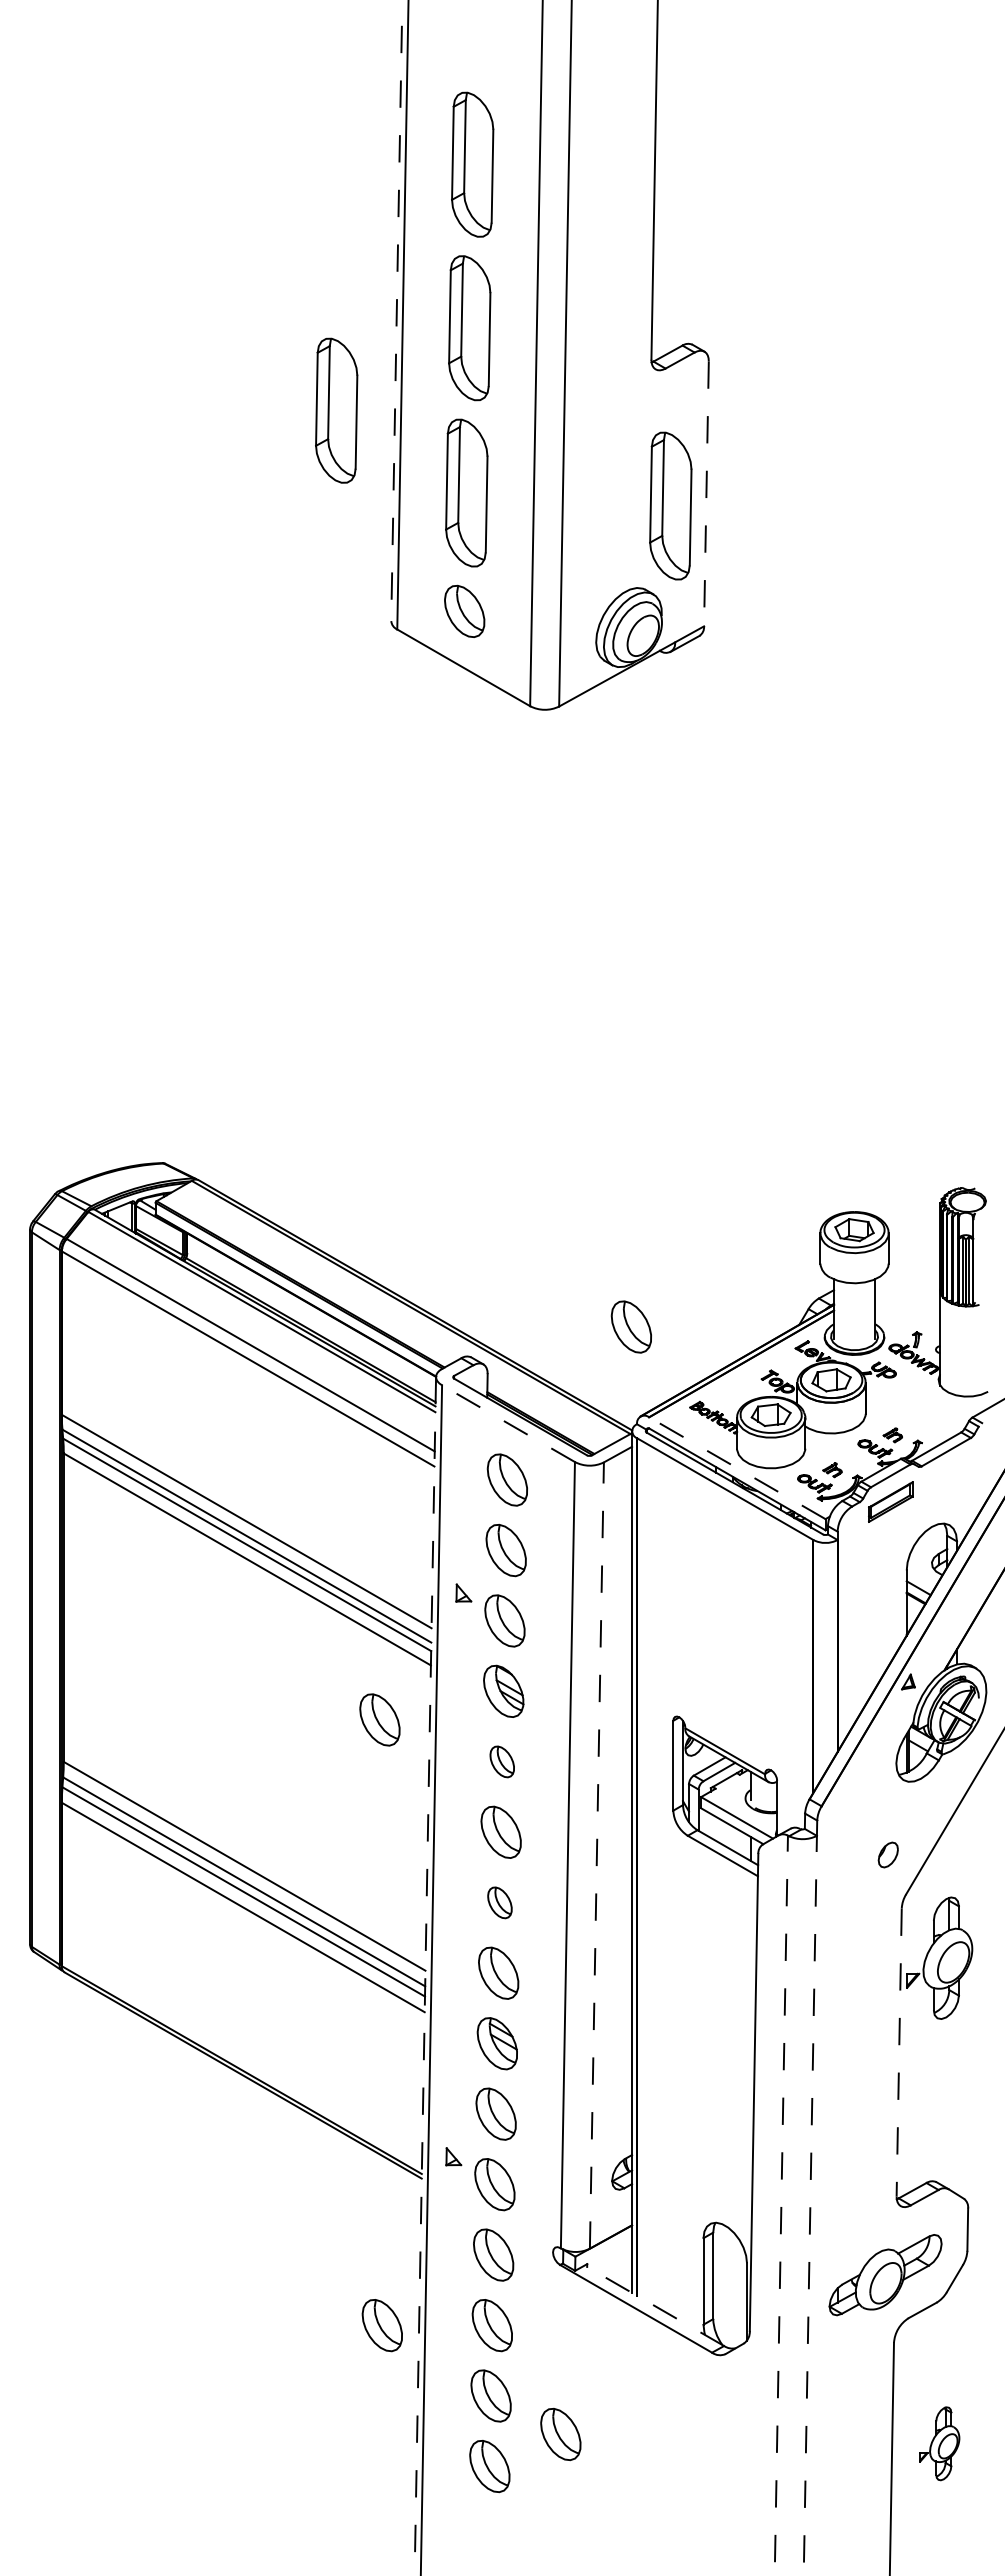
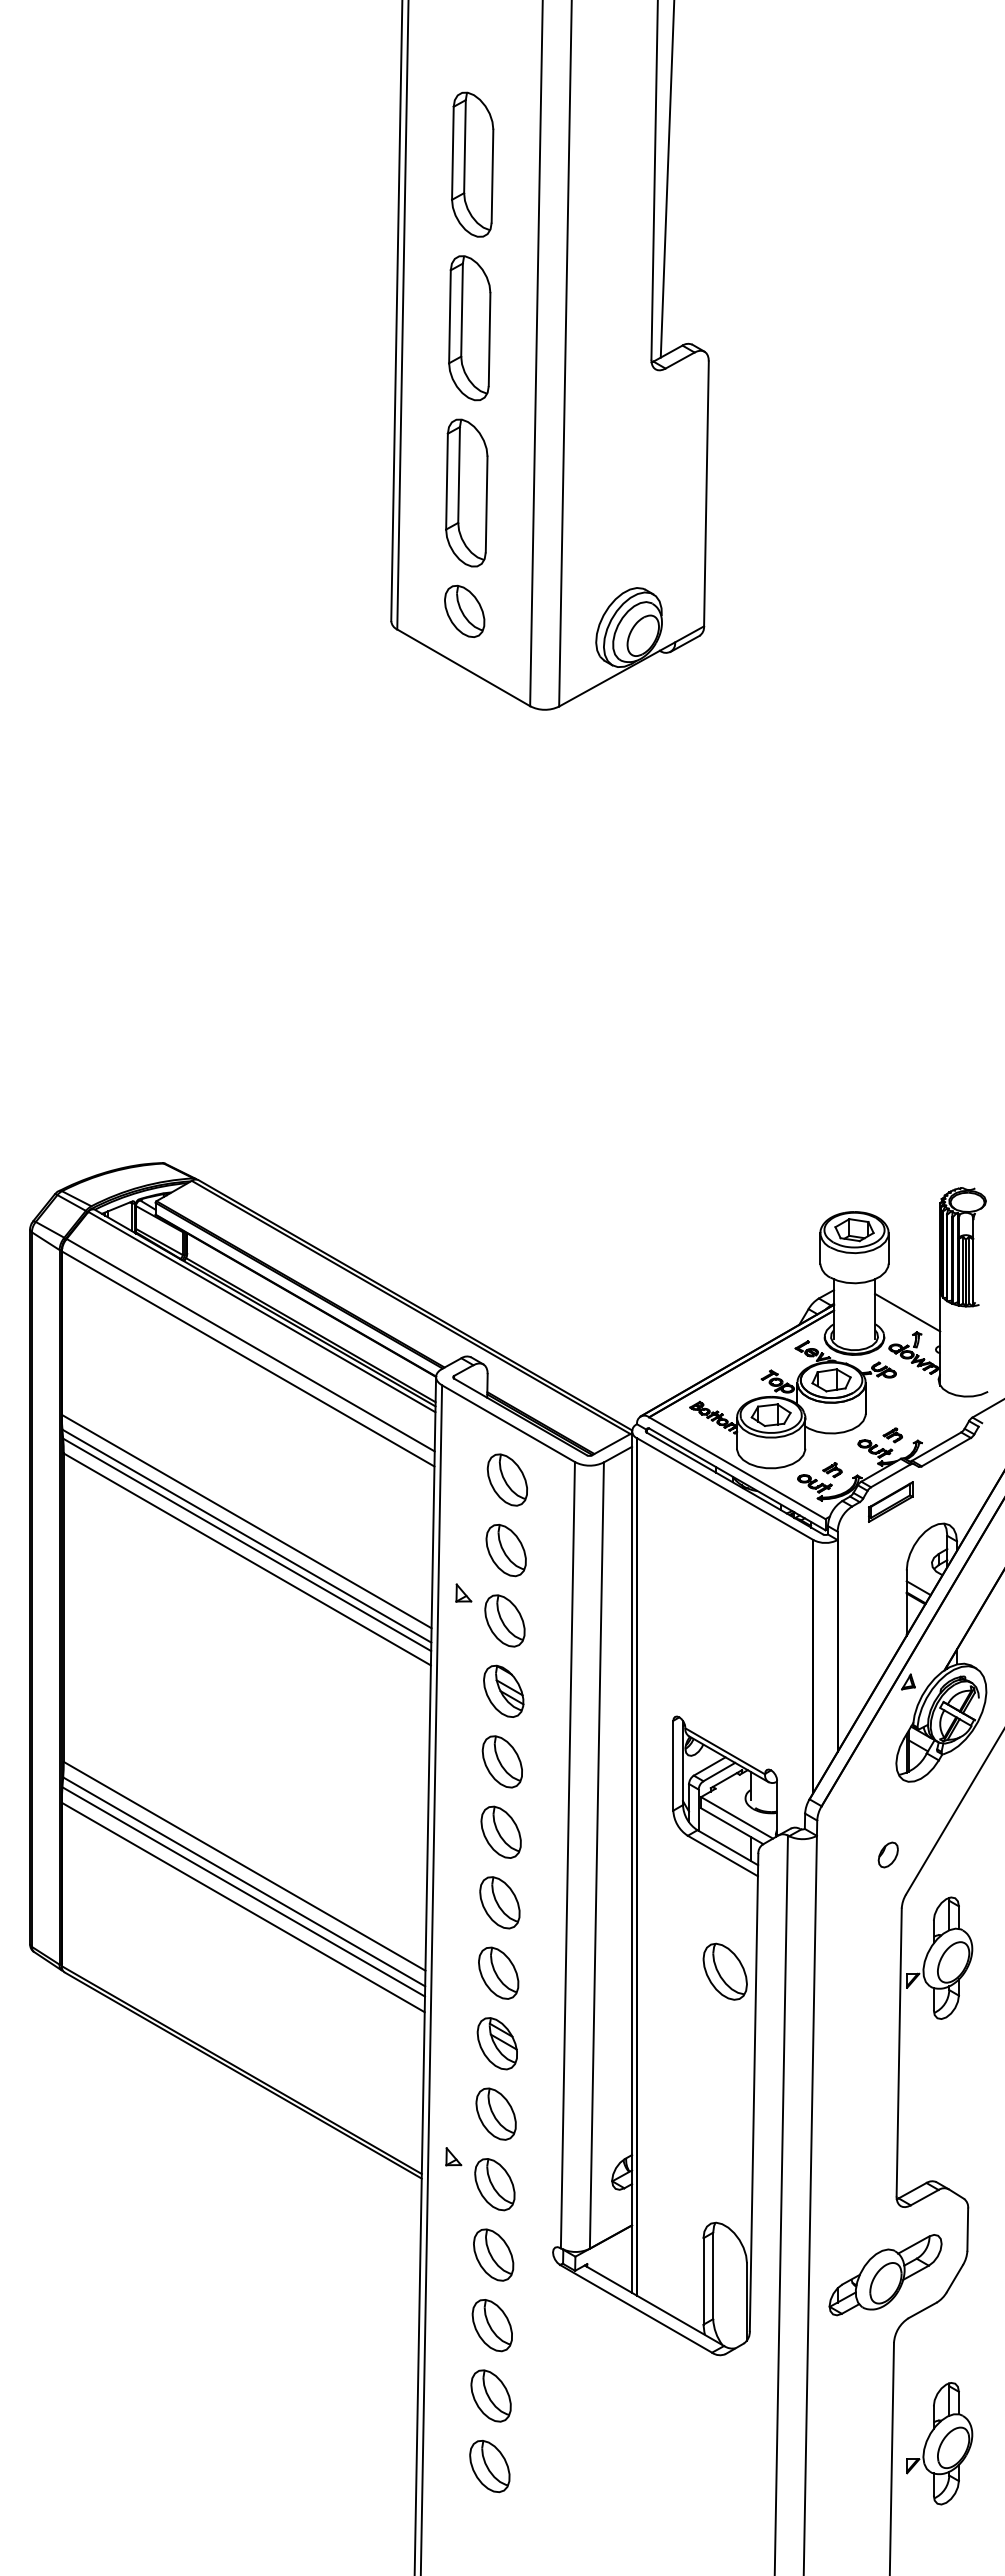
line: none -> present (667, 179)
line: dashed -> solid (396, 311)
part: present -> none (336, 410)
line: dashed -> solid (706, 494)
part: present -> none (670, 505)
line: none -> present (907, 1312)
part: present -> none (630, 1326)
line: dashed -> solid (508, 1423)
line: dashed -> solid (737, 1468)
part: present -> none (379, 1719)
part size: 26x34 px -> 42x54 px (501, 1761)
line: dashed -> solid (596, 1855)
part size: 26x34 px -> 42x54 px (499, 1902)
part: none -> present (724, 1971)
line: dashed -> solid (425, 1976)
line: dashed -> solid (899, 2052)
line: dashed -> solid (781, 2205)
line: dashed -> solid (810, 2205)
line: dashed -> solid (653, 2305)
part: present -> none (381, 2325)
part: present -> none (560, 2434)
part size: 42x76 px -> 68x124 px (939, 2443)
